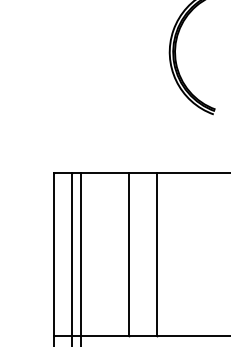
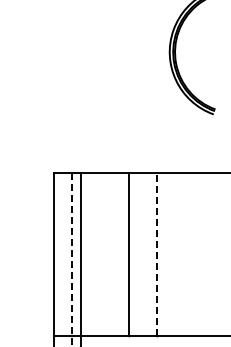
line: solid -> dashed (156, 253)
line: solid -> dashed (71, 260)
